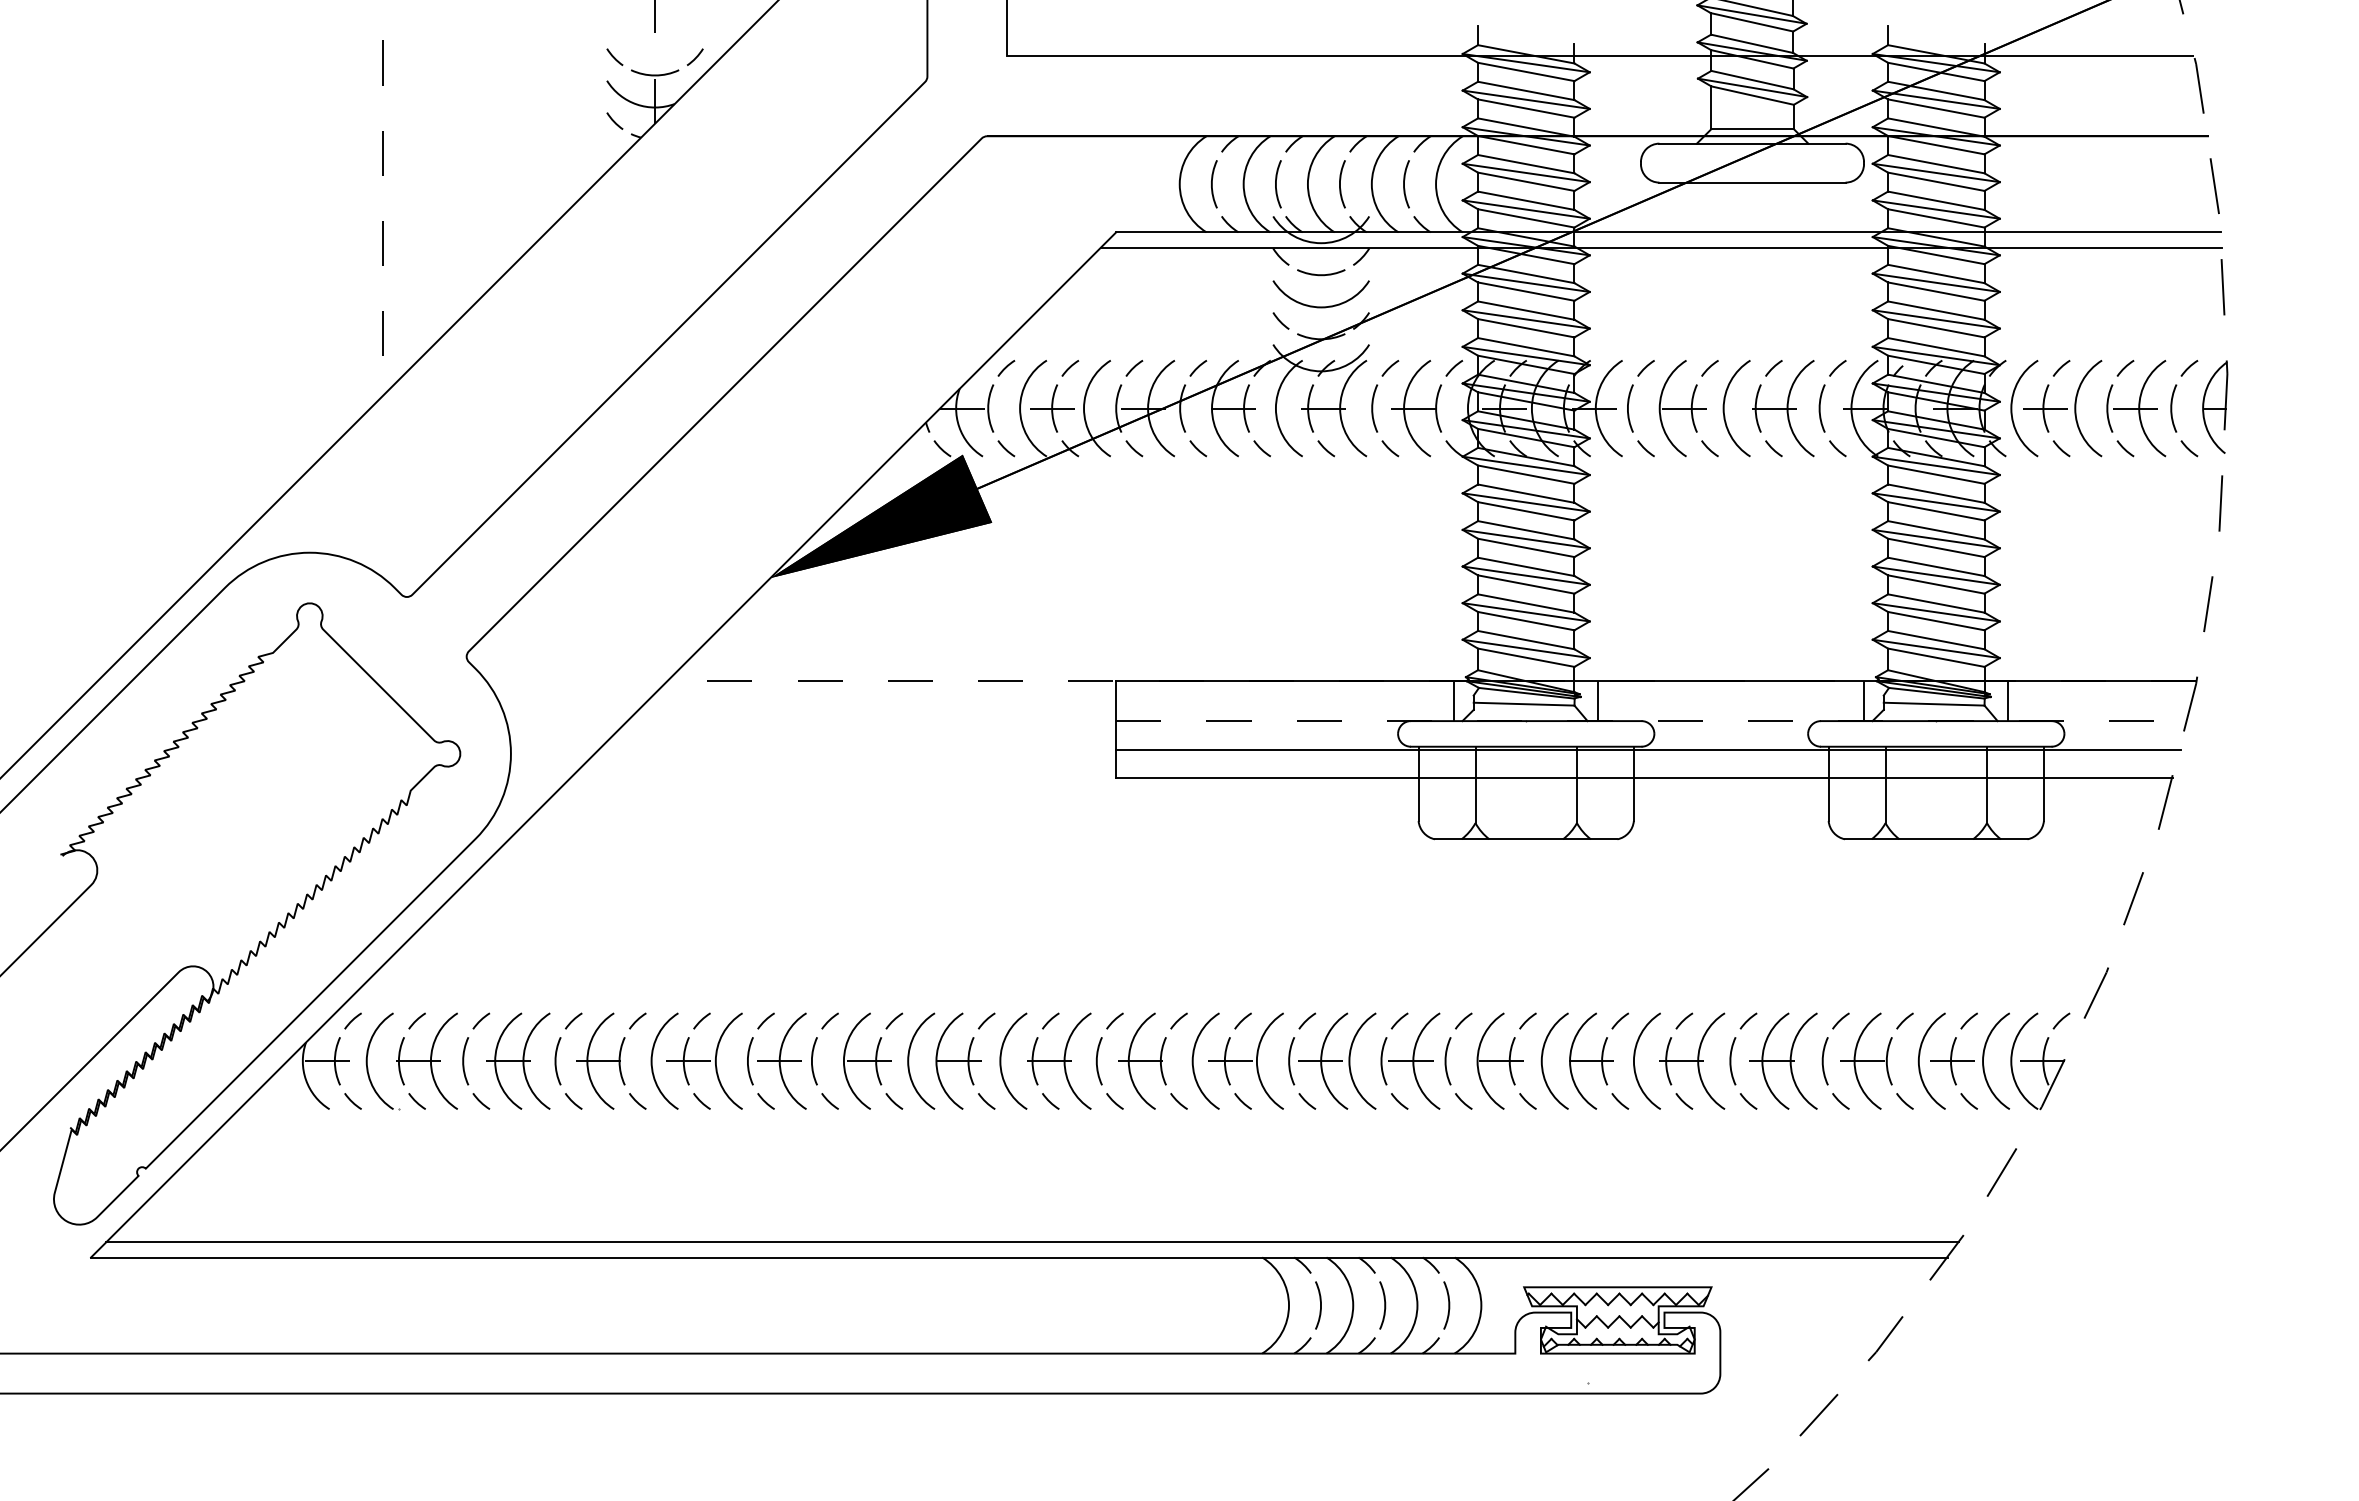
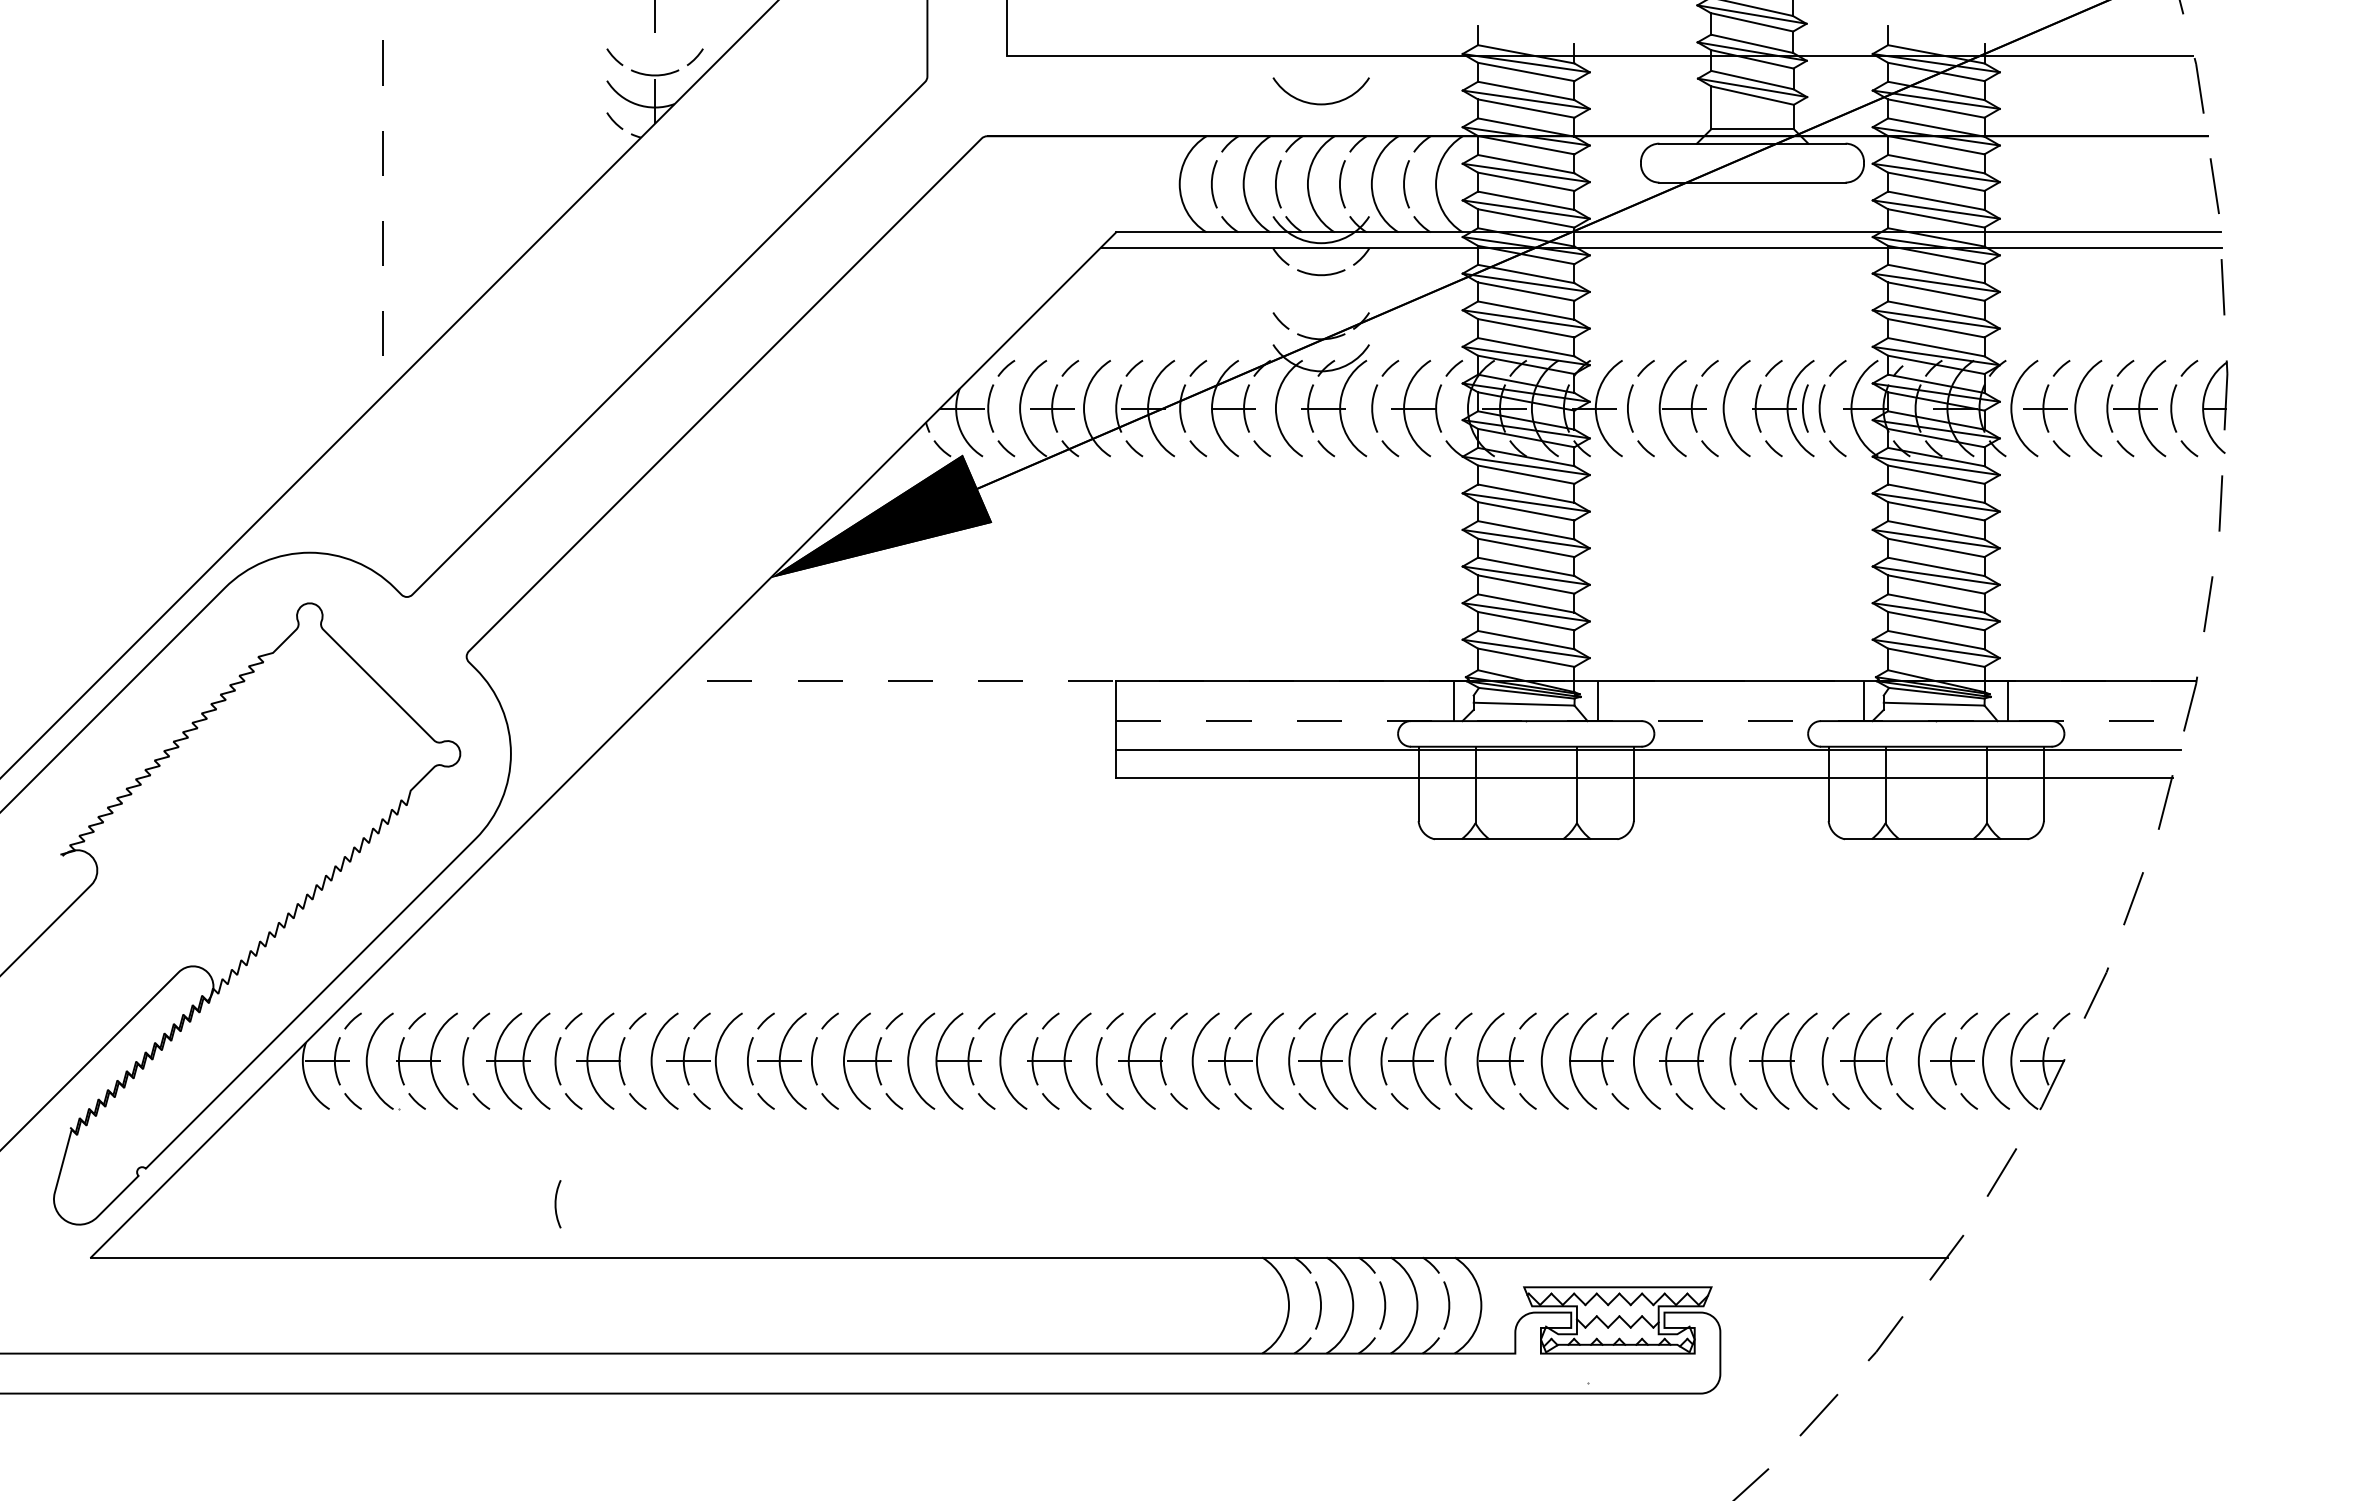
arc position: (1320, 306) -> (1320, 103) (1320, 103)
arc: none -> present (1803, 408)
arc: none -> present (556, 1204)
line: present -> none (1032, 1242)
